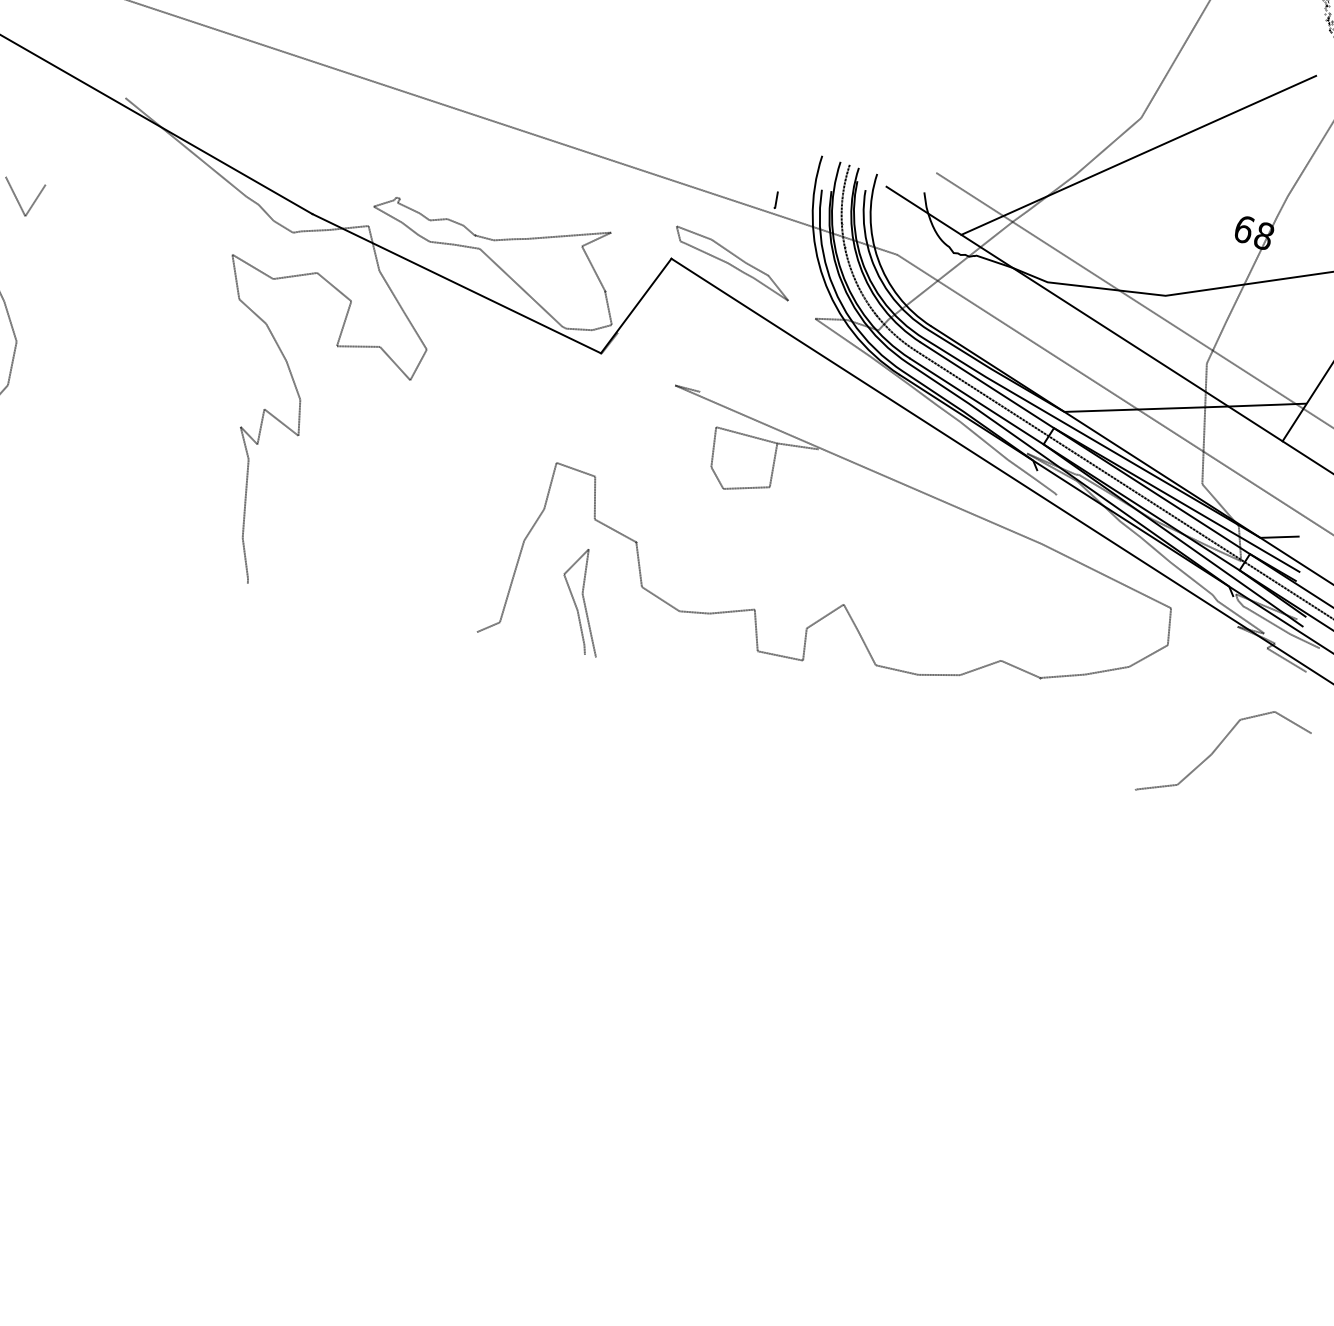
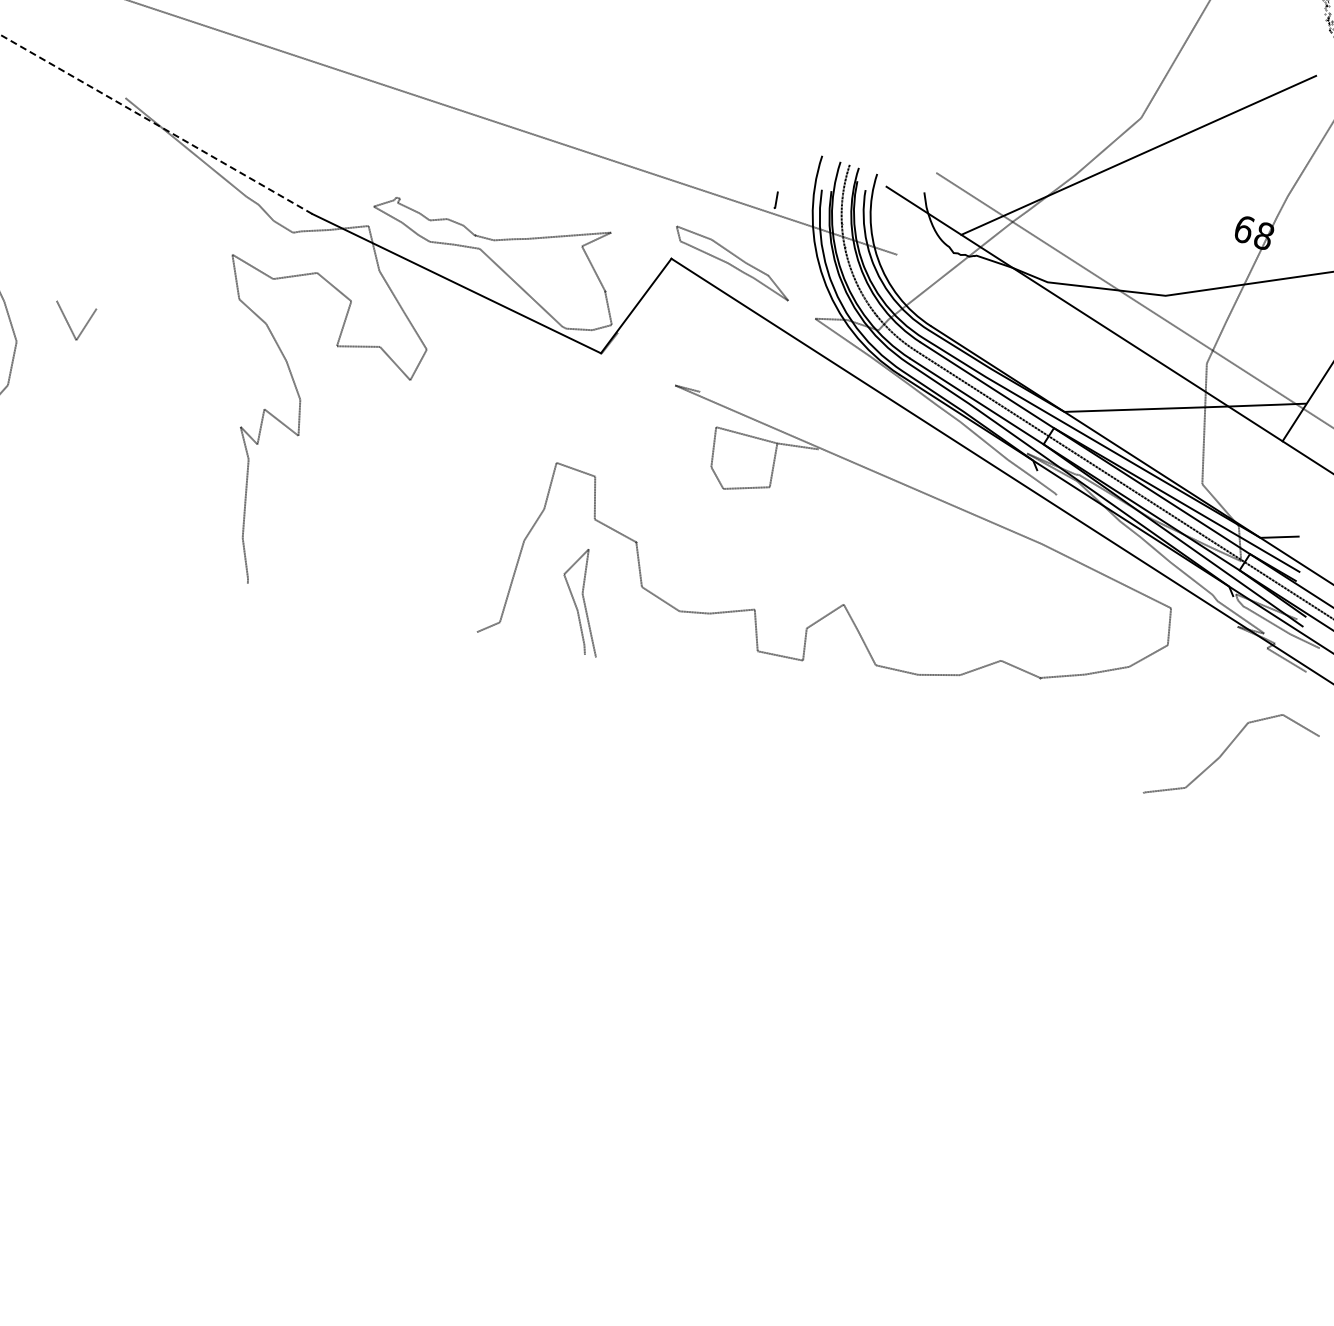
line: solid -> dashed (156, 124)
line position: (18, 200) -> (69, 324) (69, 324)
line: present -> none (1113, 393)
curve position: (1219, 746) -> (1227, 749) (1227, 749)
